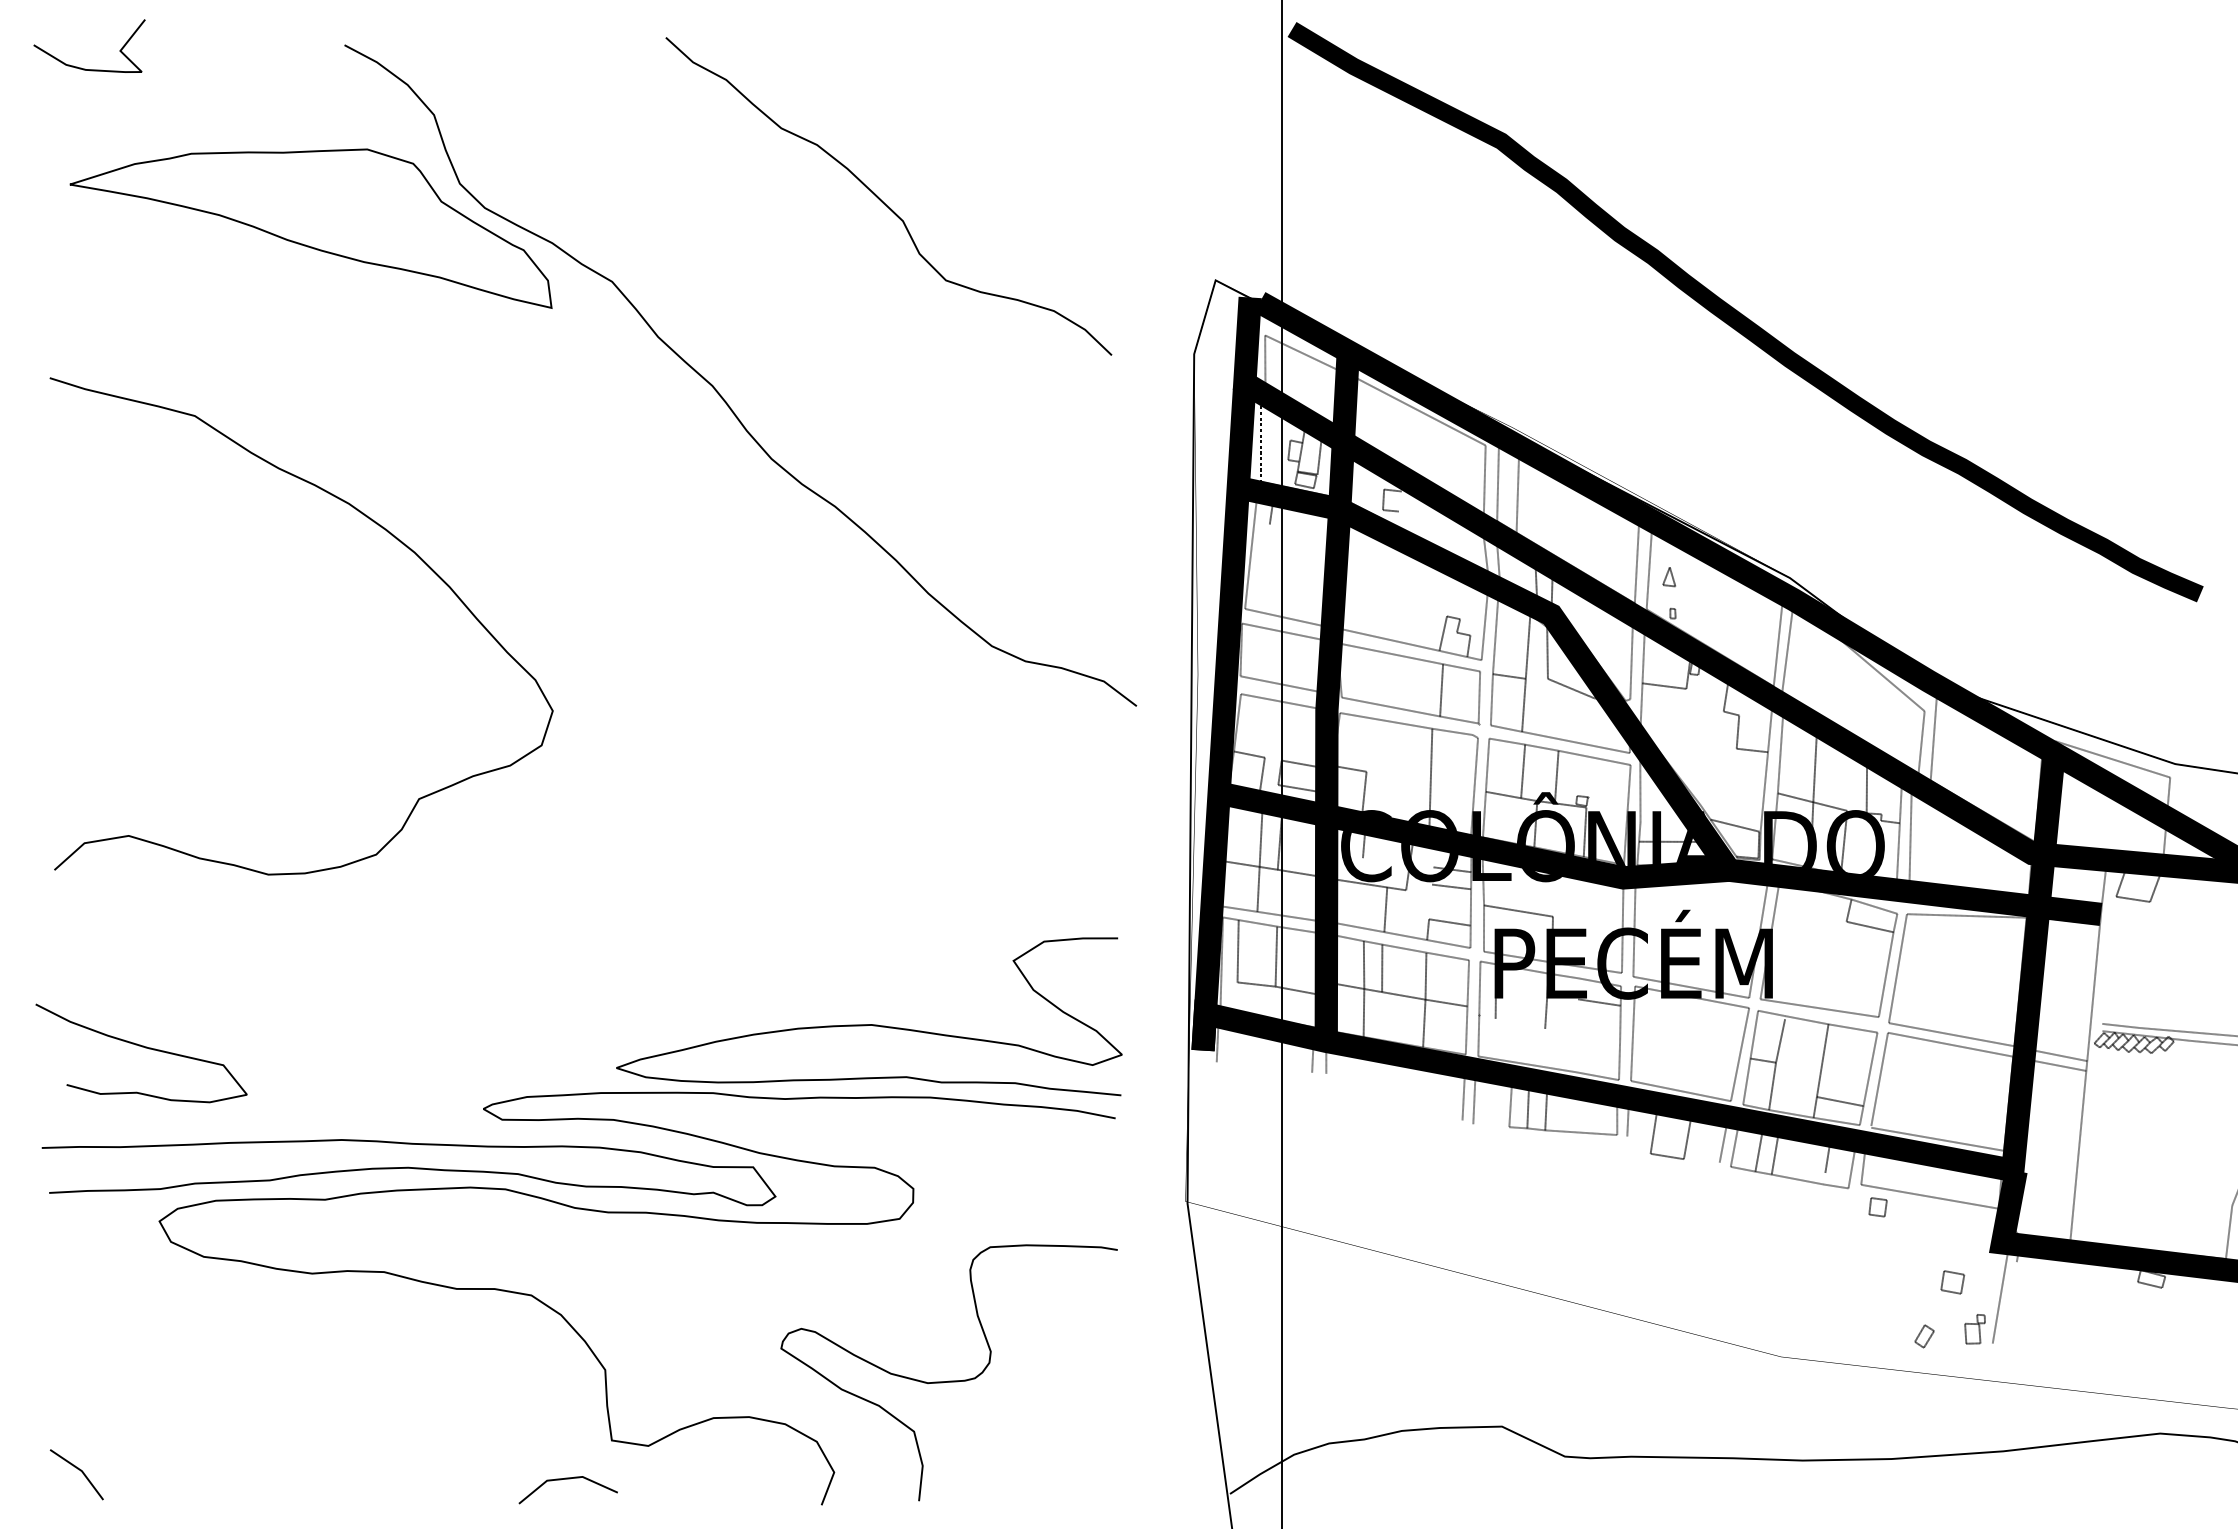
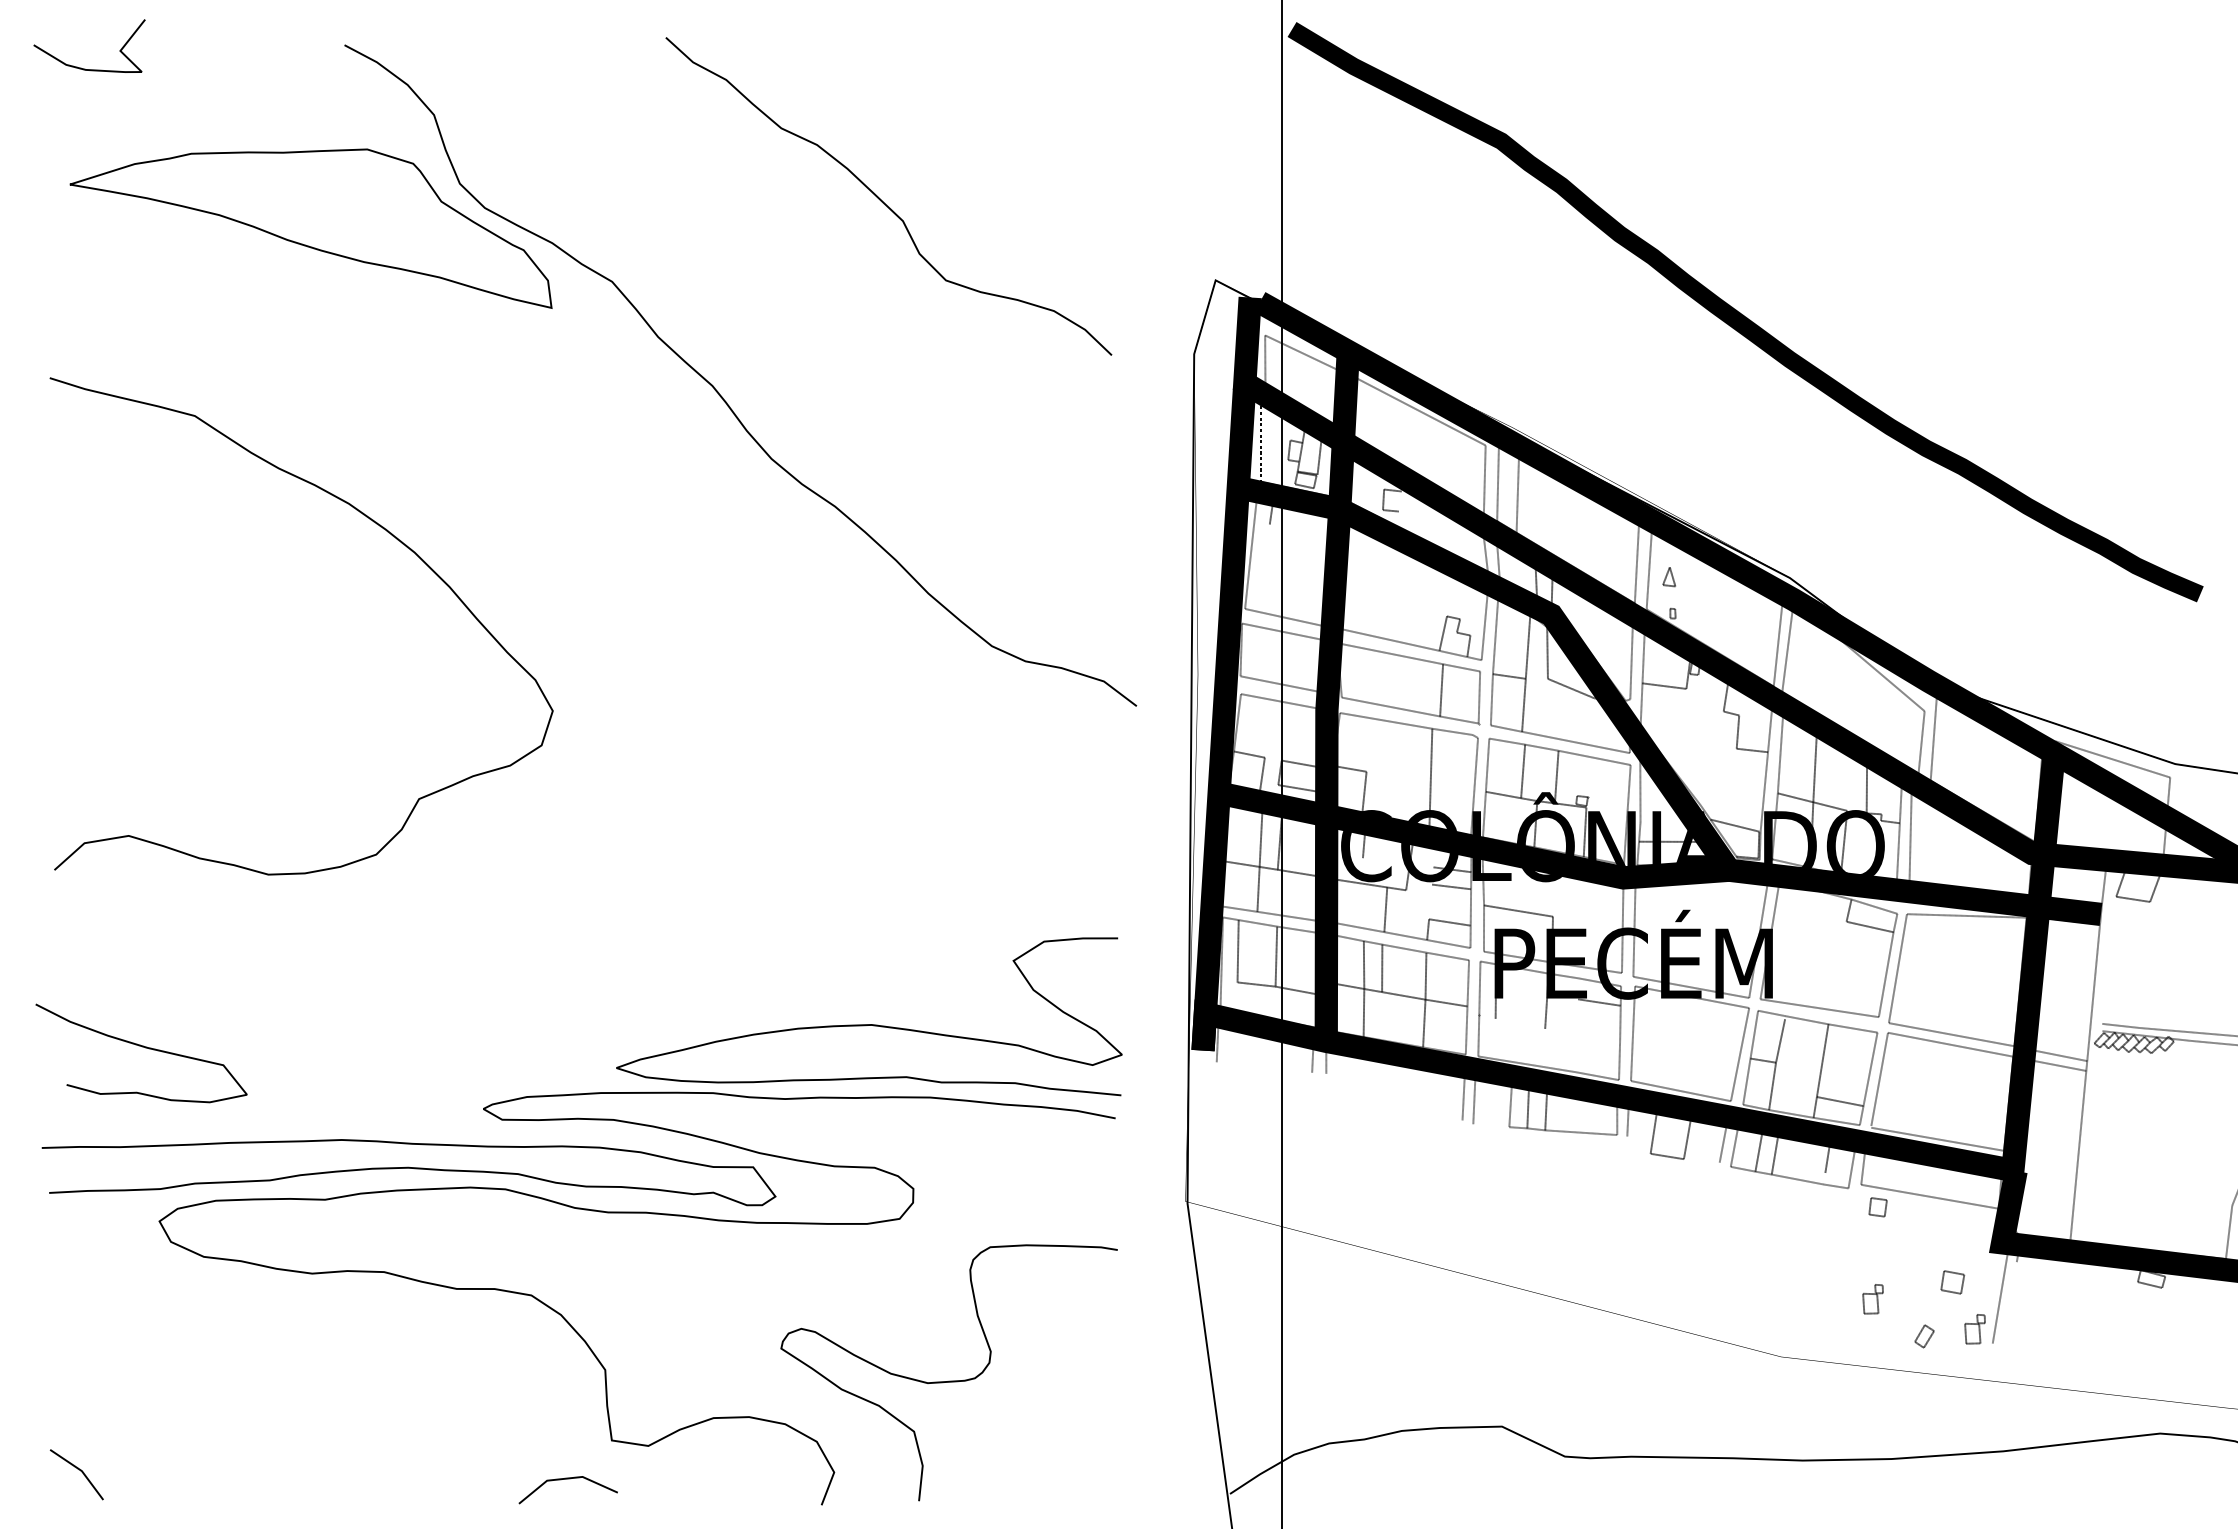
part: none -> present (1872, 1299)
